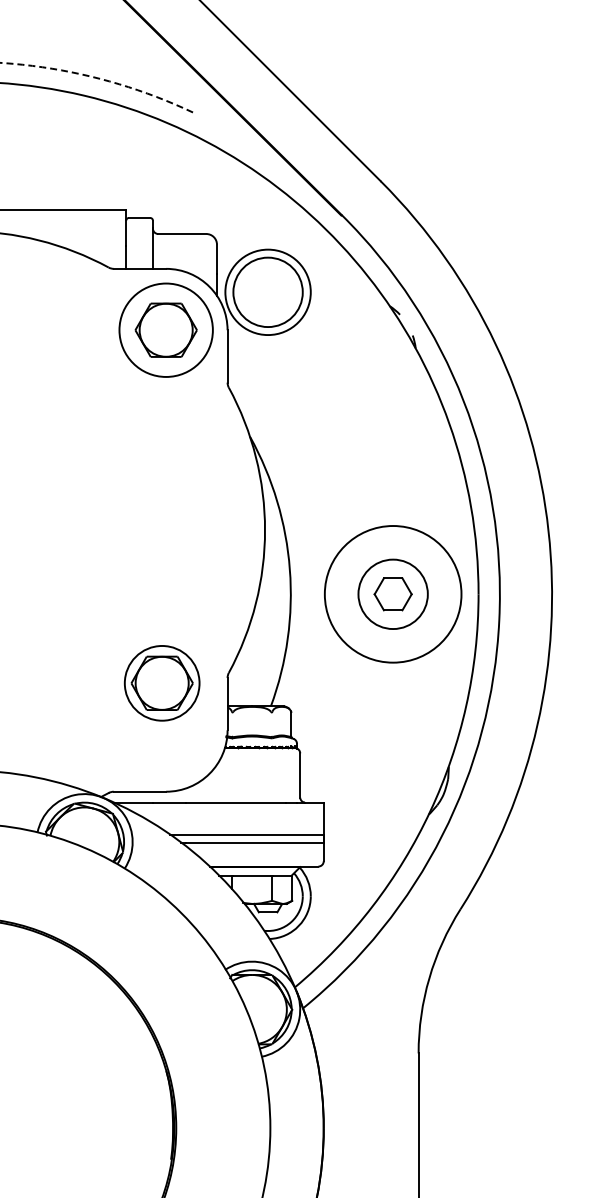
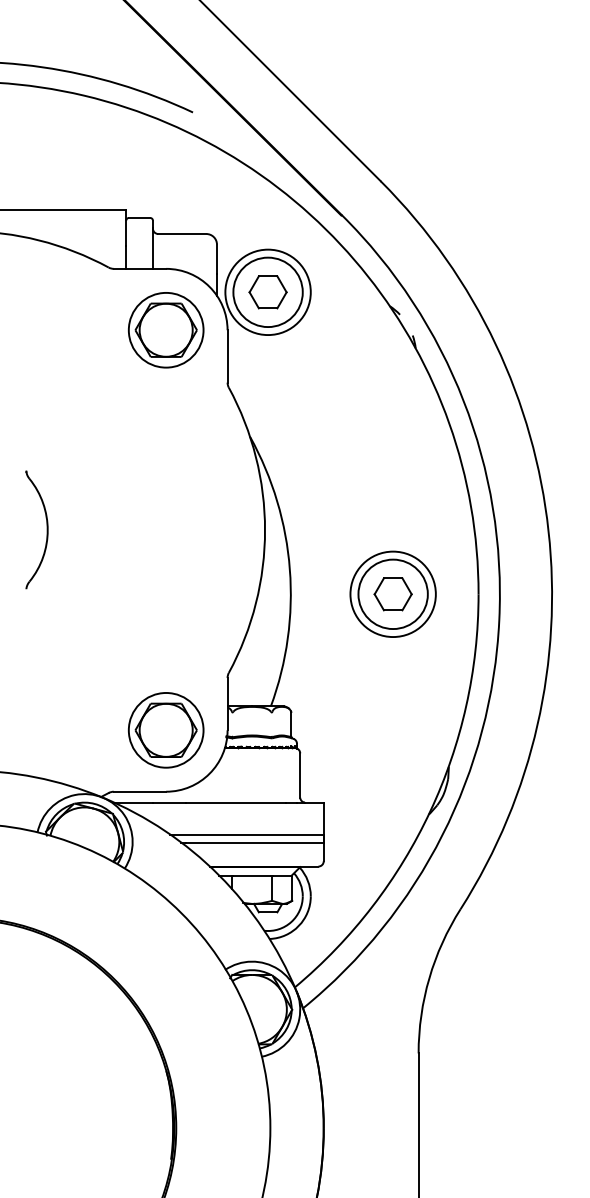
arc: dashed -> solid (98, 78)
part: none -> present (267, 292)
circle diameter: 93 px -> 75 px (165, 329)
part: none -> present (46, 529)
circle diameter: 137 px -> 85 px (392, 594)
part position: (161, 683) -> (165, 730) (165, 730)
